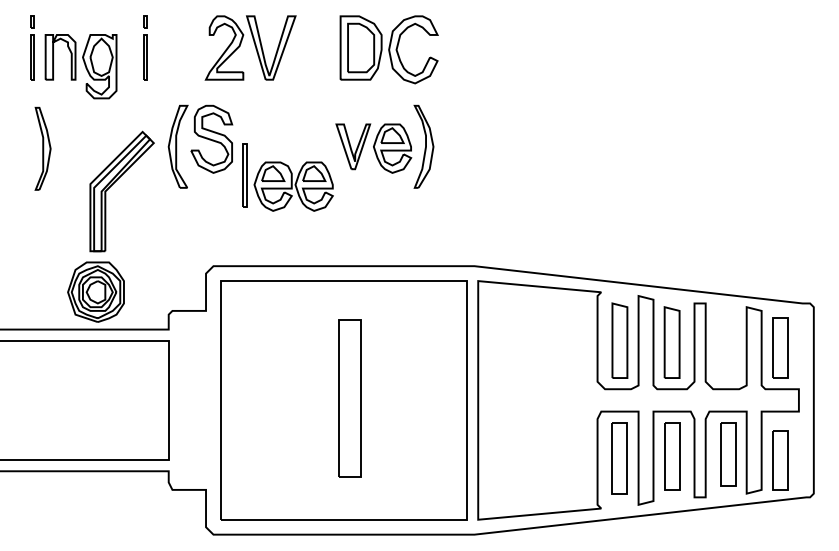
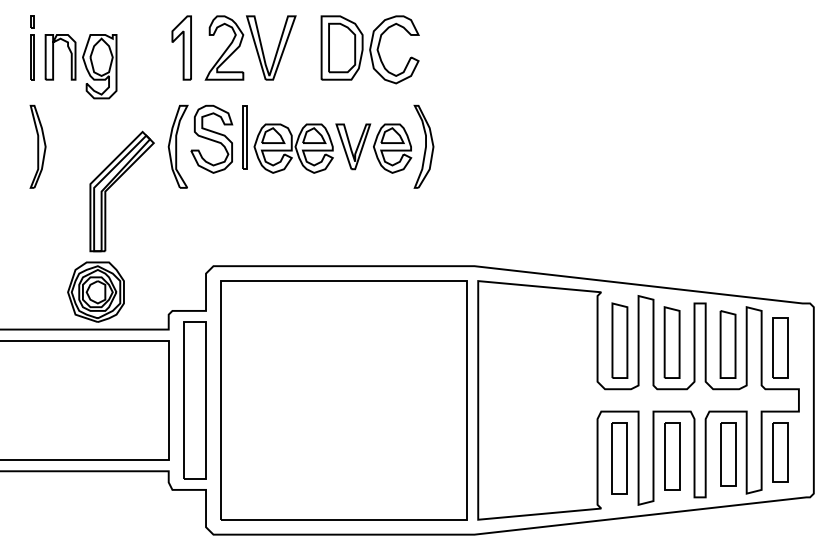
line: present -> none (144, 47)
part: none -> present (181, 47)
part position: (388, 49) -> (369, 49) (369, 49)
part position: (42, 148) -> (37, 146) (37, 146)
part position: (287, 177) -> (287, 139) (287, 139)
part: none -> present (727, 344)
part position: (349, 398) -> (194, 400) (194, 400)
part position: (780, 460) -> (780, 452) (780, 452)
